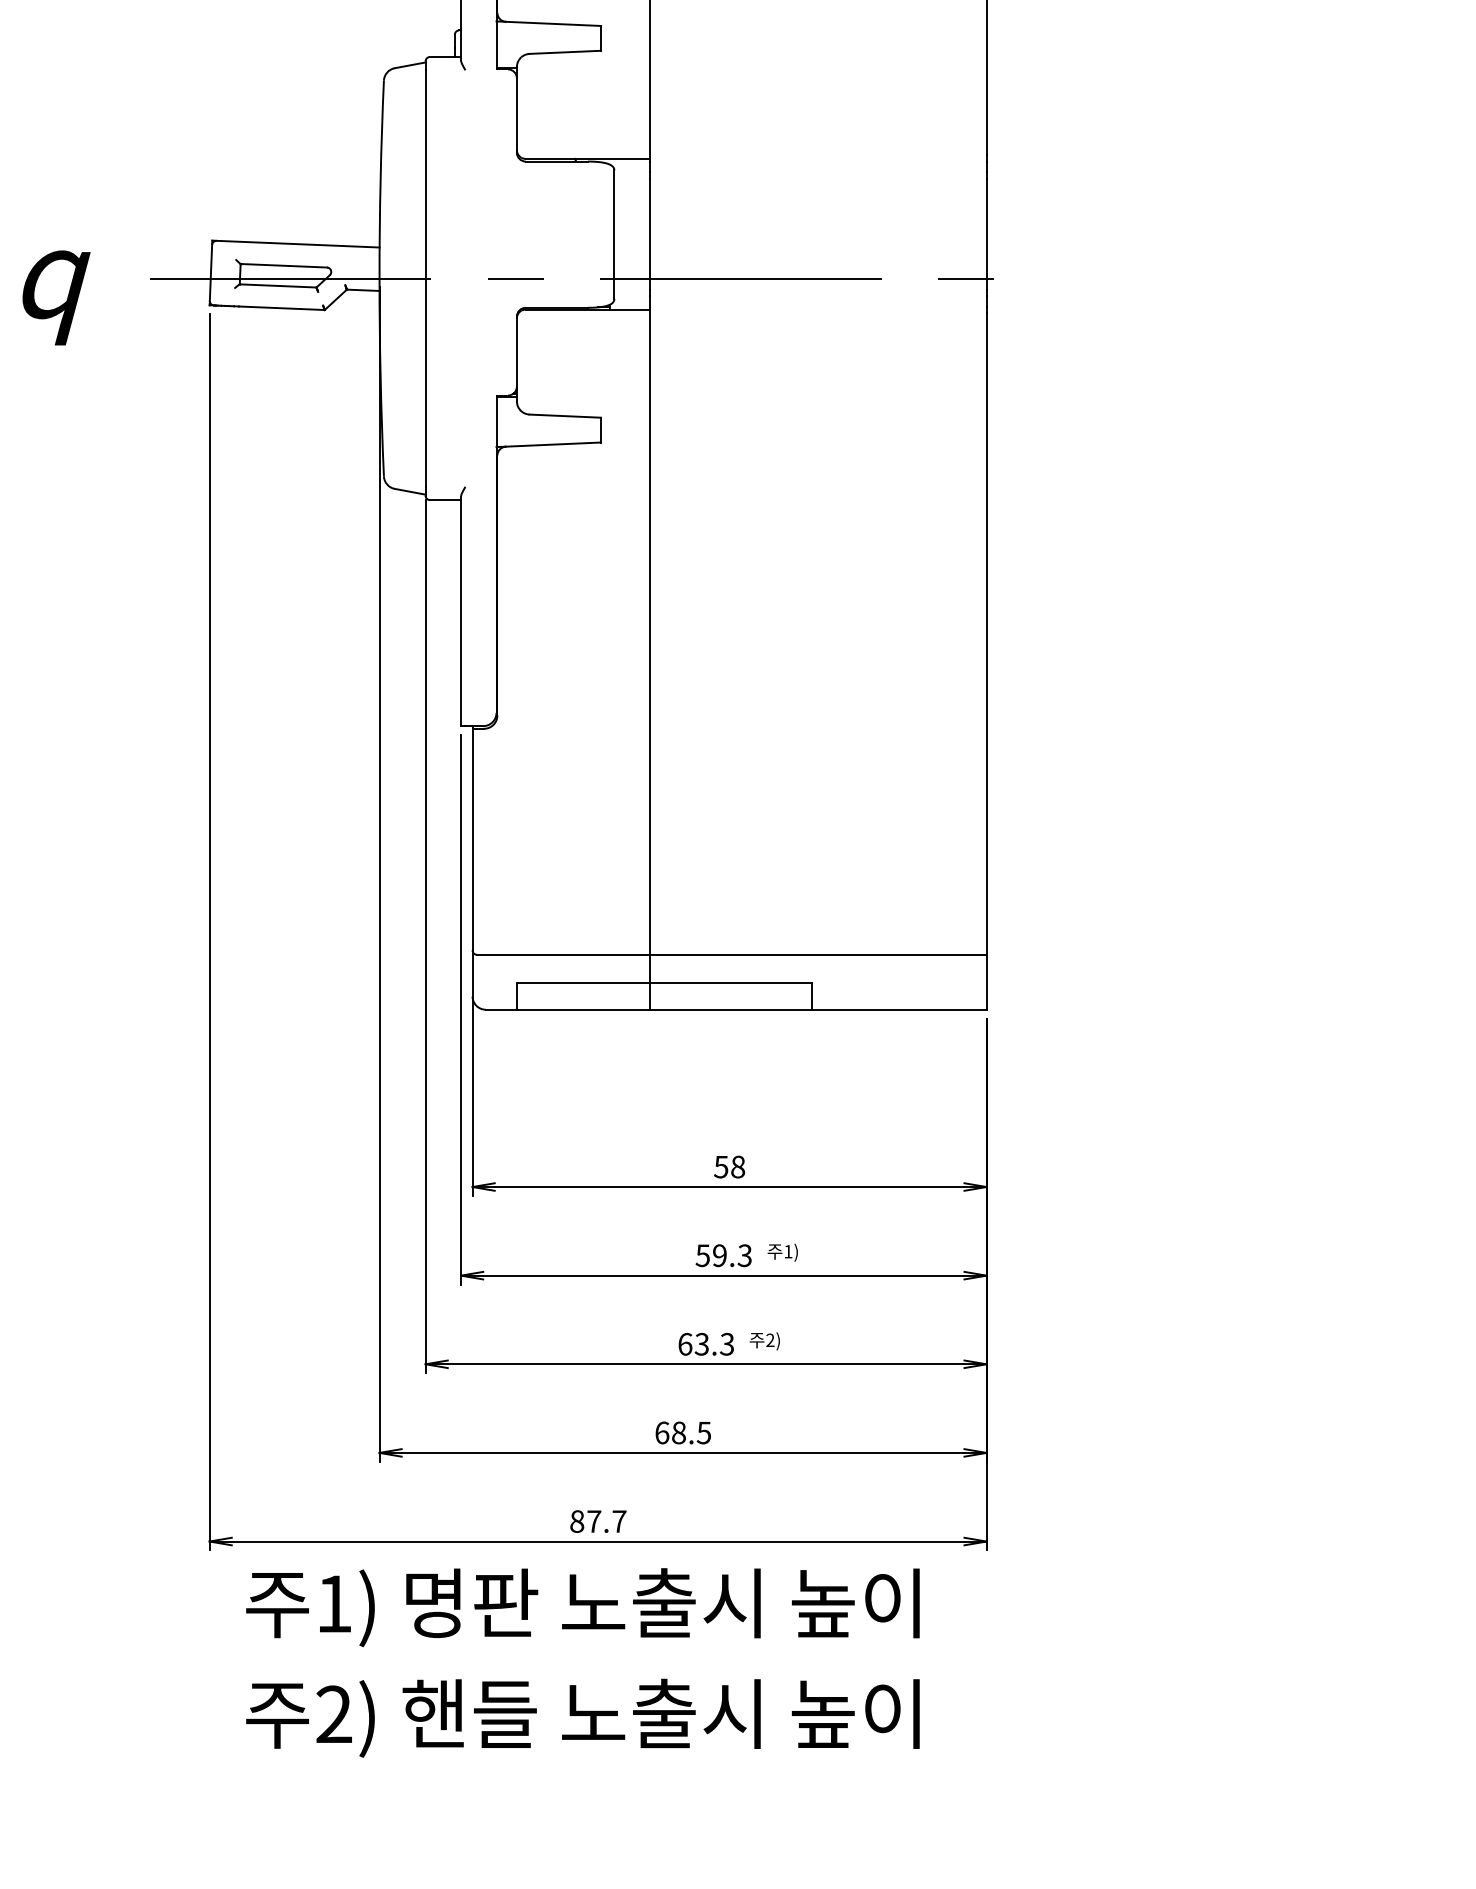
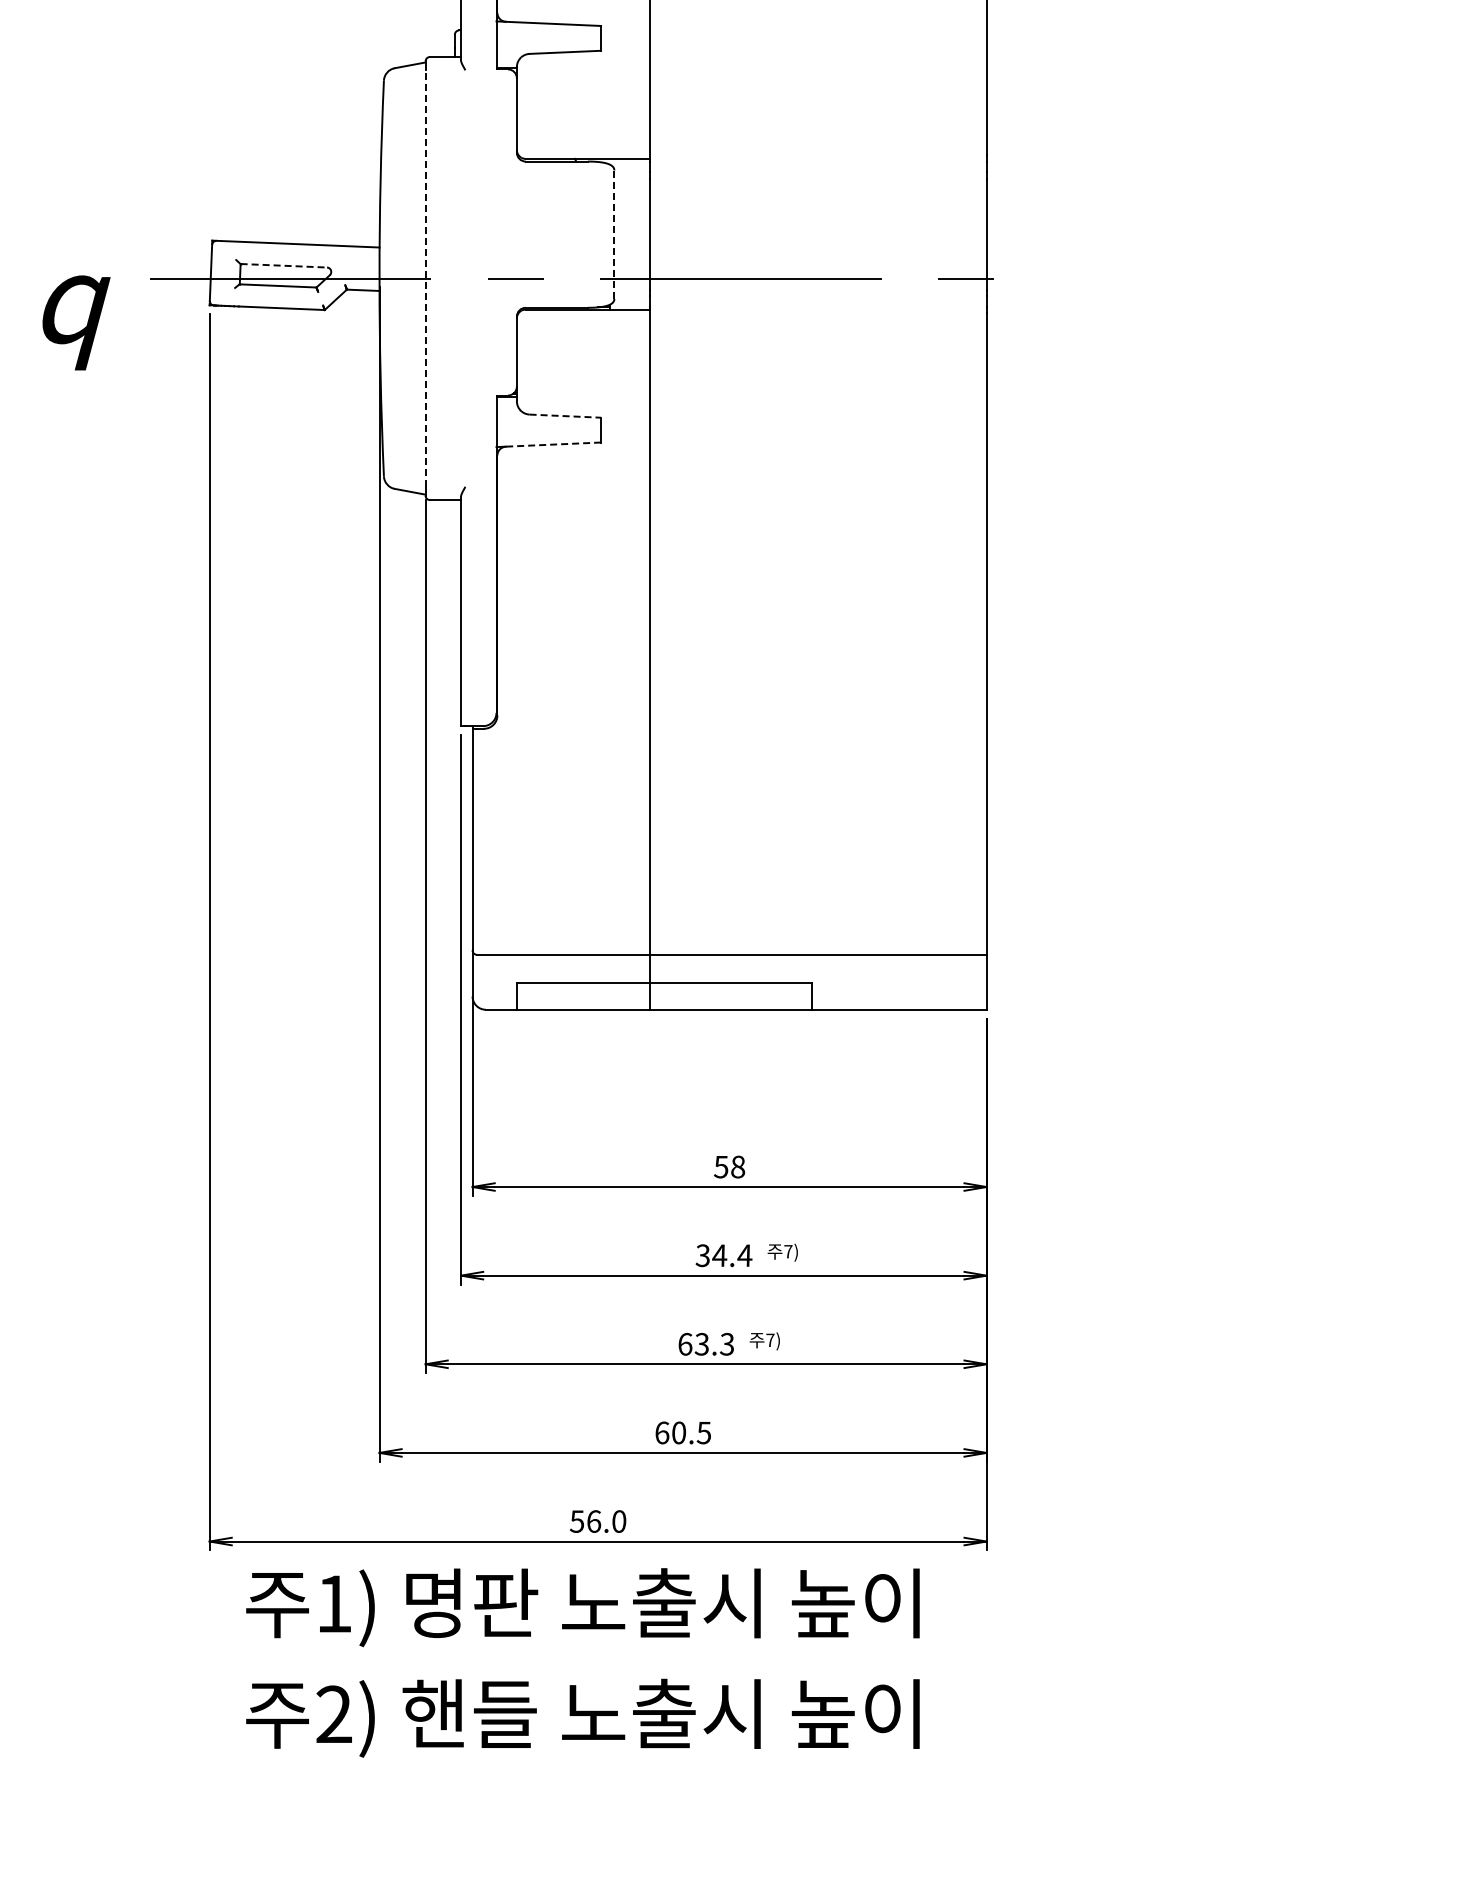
line: solid -> dashed (614, 234)
line: solid -> dashed (284, 265)
line: solid -> dashed (425, 278)
text position: (56, 297) -> (76, 322) (76, 322)
line: solid -> dashed (565, 416)
line: solid -> dashed (553, 444)
text: 1) -> 7) (788, 1251)
text: 59.3 -> 34.4 (724, 1255)
text: 2) -> 7) (770, 1339)
text: 68.5 -> 60.5 (678, 1433)
text: 87.7 -> 56.0 (597, 1521)
